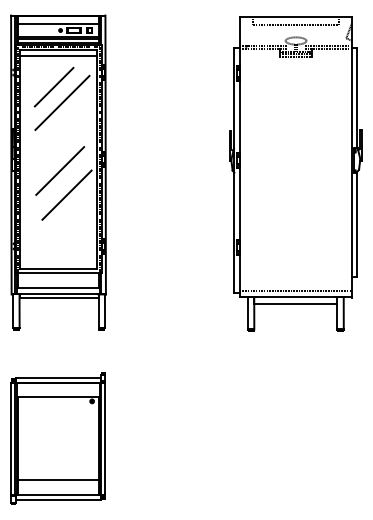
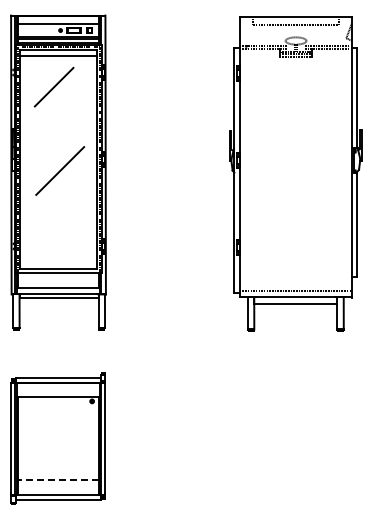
line: present -> none (62, 102)
line: present -> none (66, 194)
line: solid -> dashed (58, 480)
